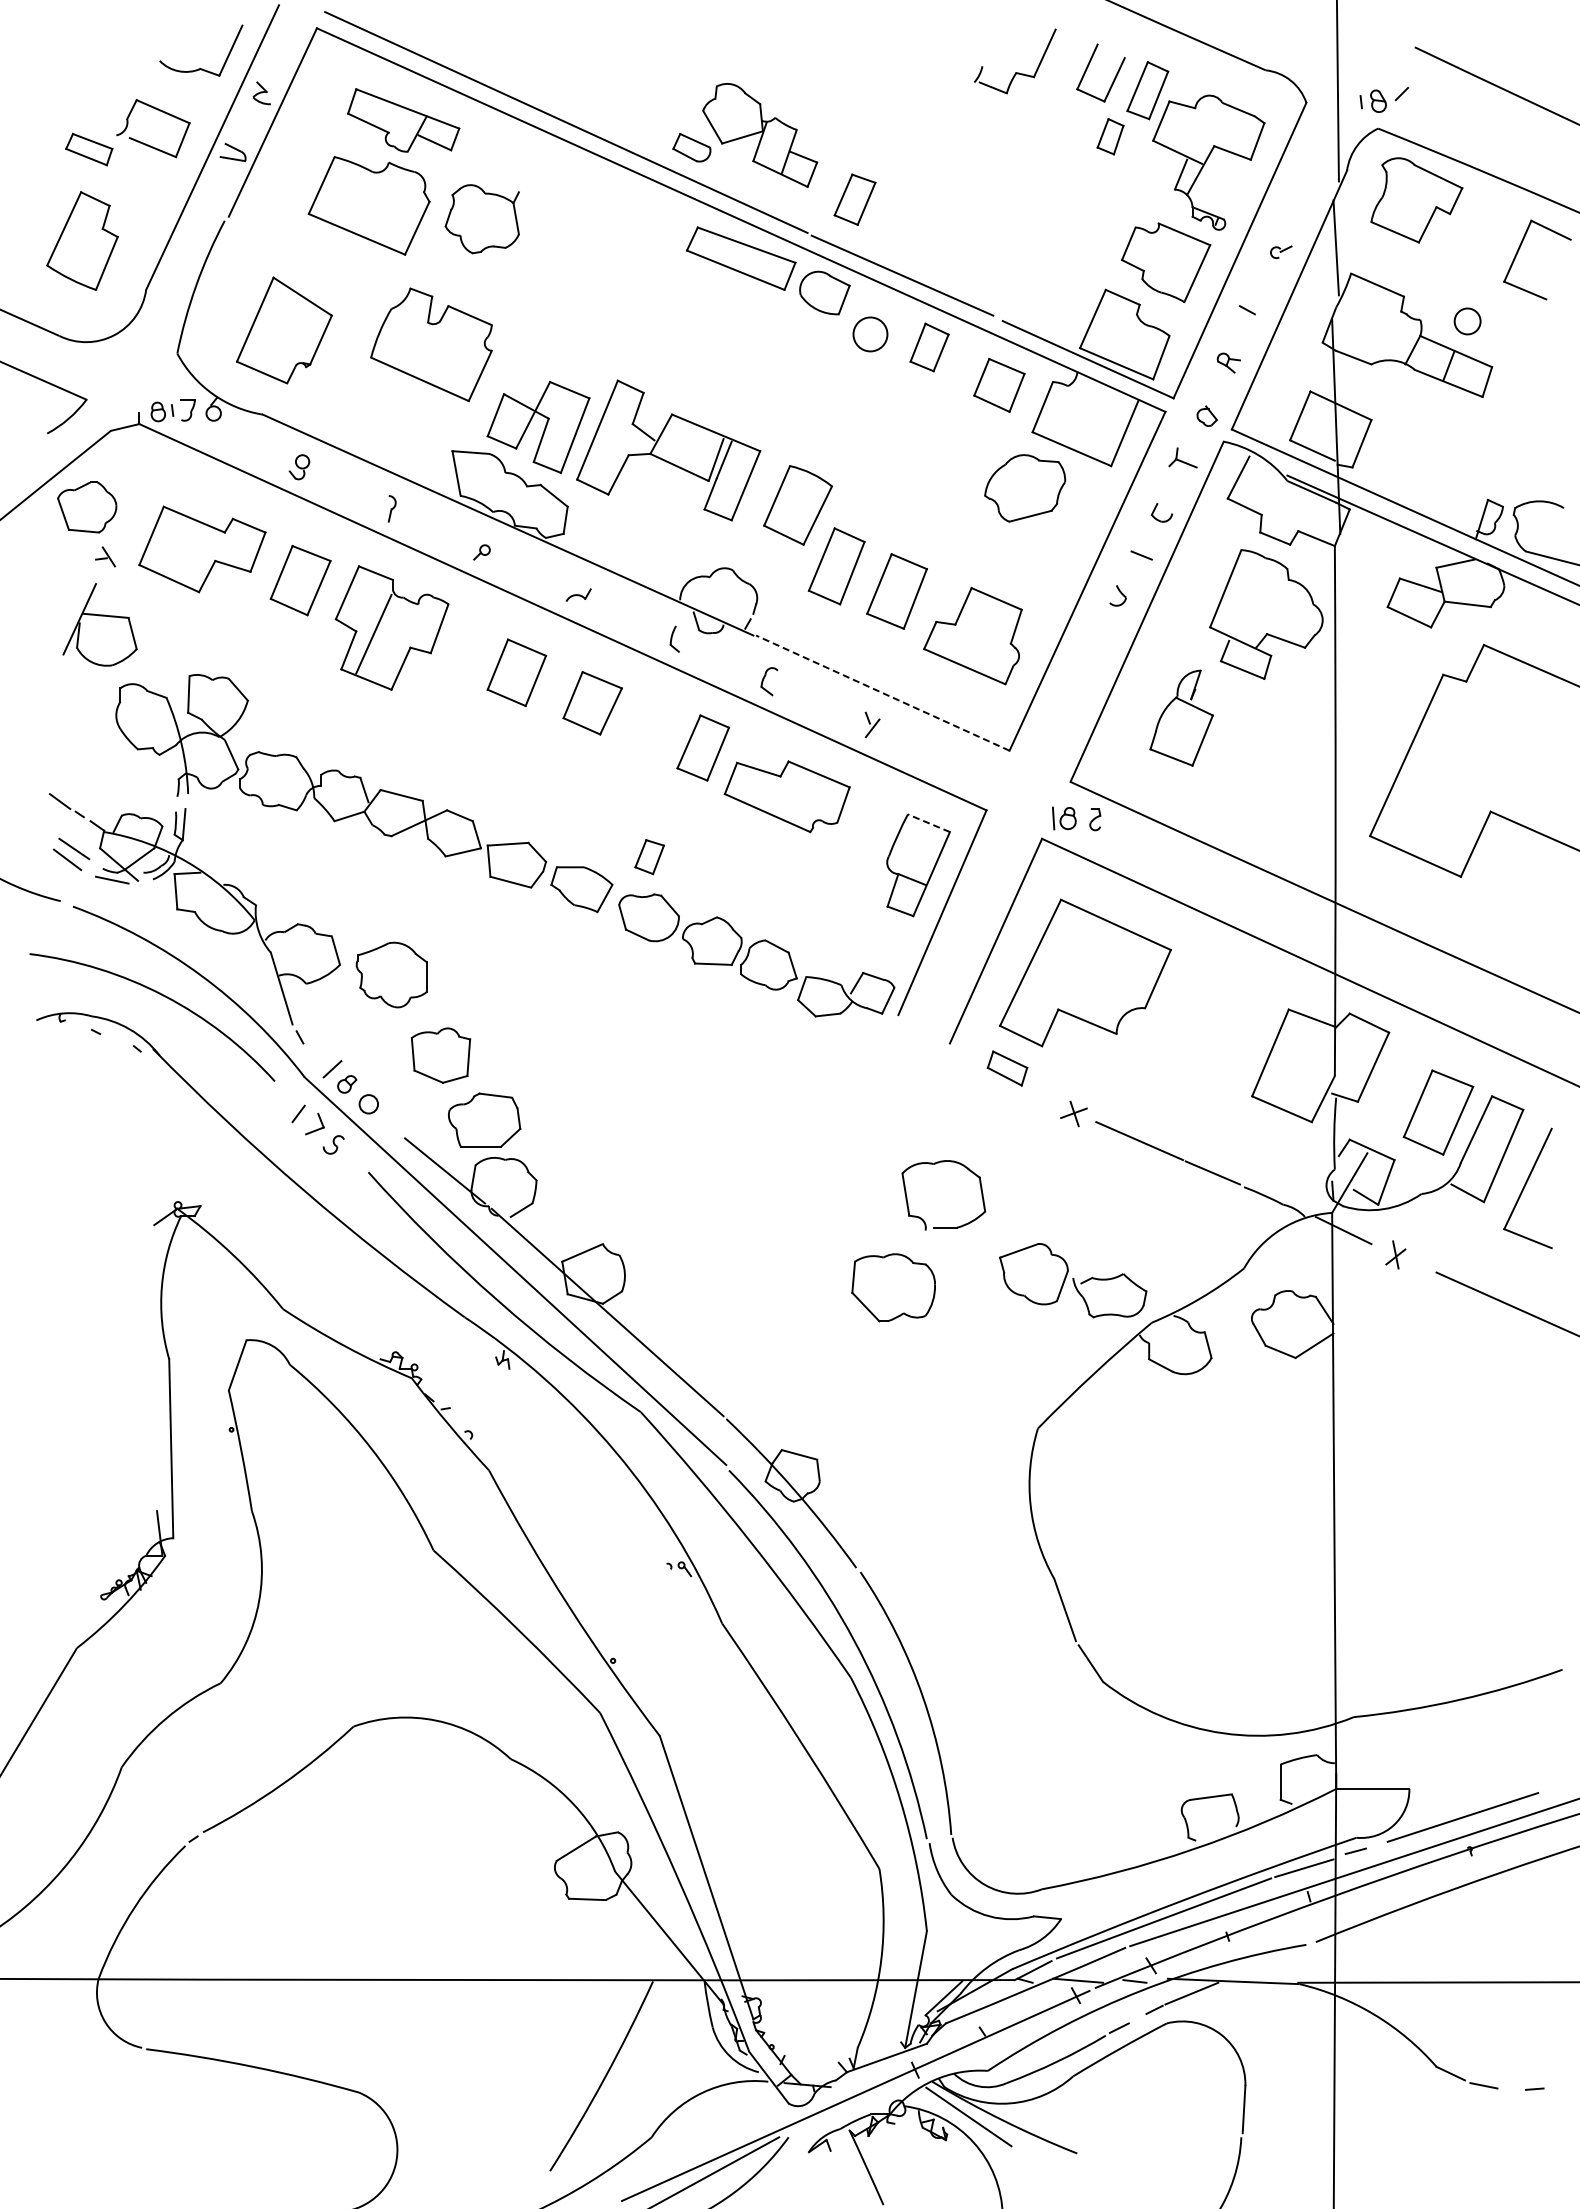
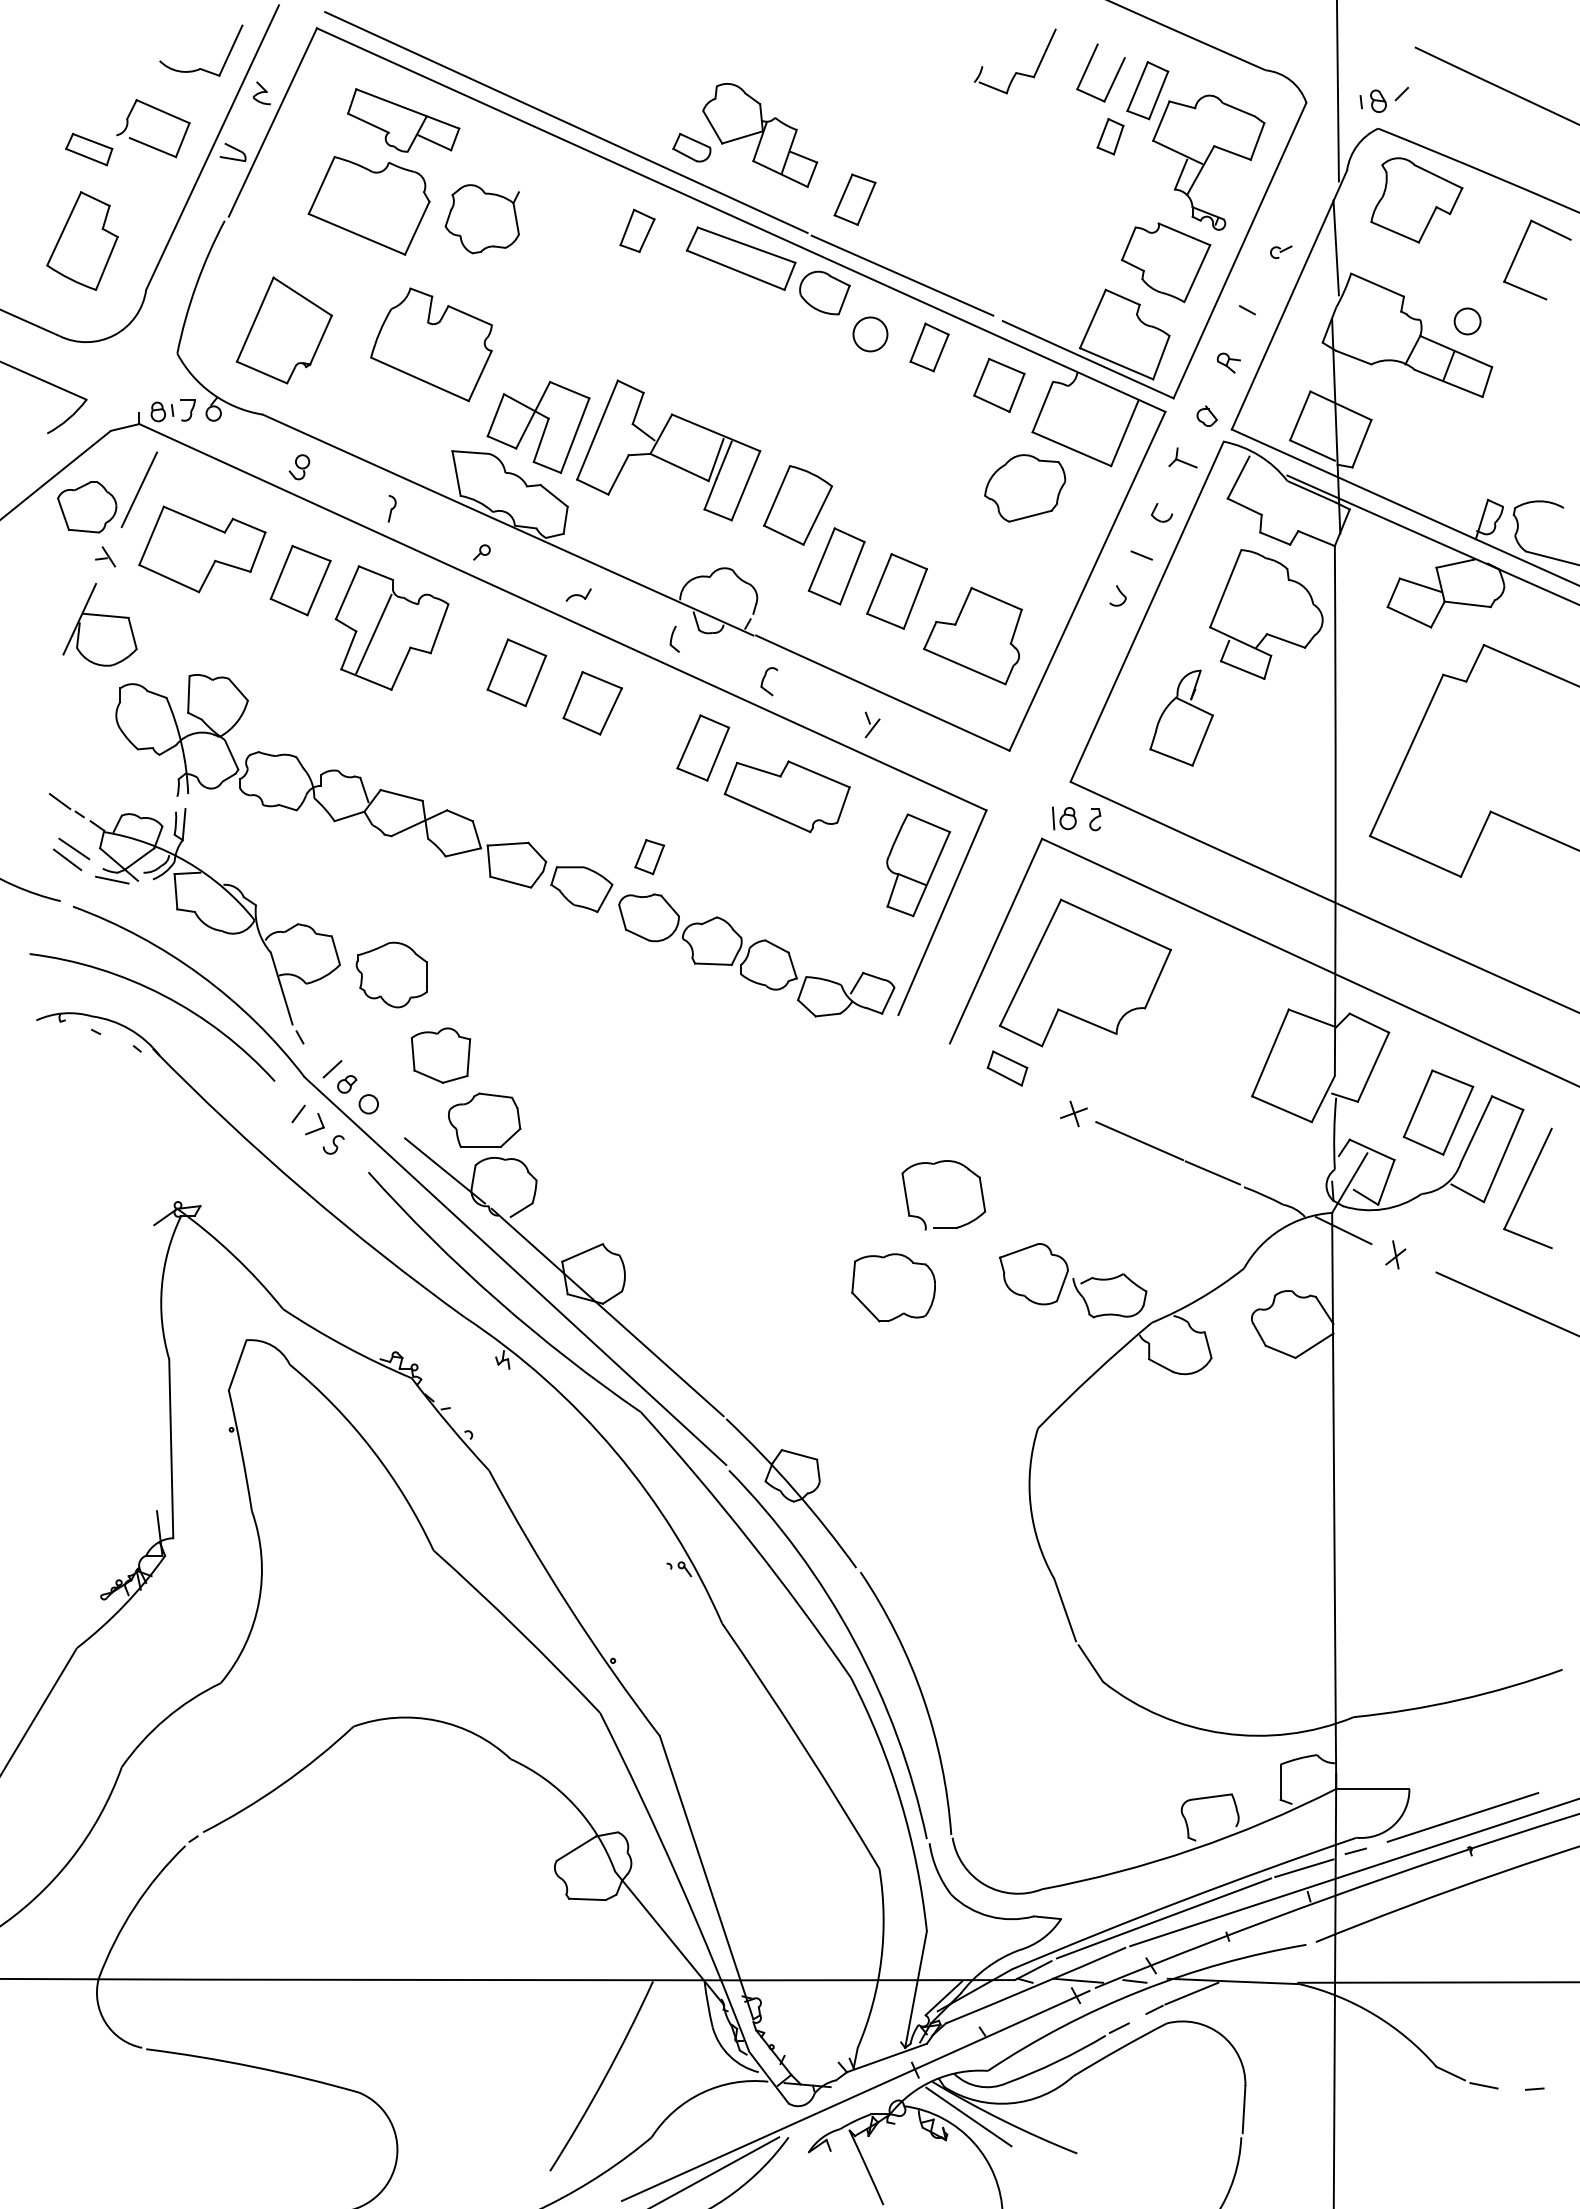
part: none -> present (637, 230)
line: none -> present (139, 489)
line: dashed -> solid (882, 692)
line: dashed -> solid (928, 823)
